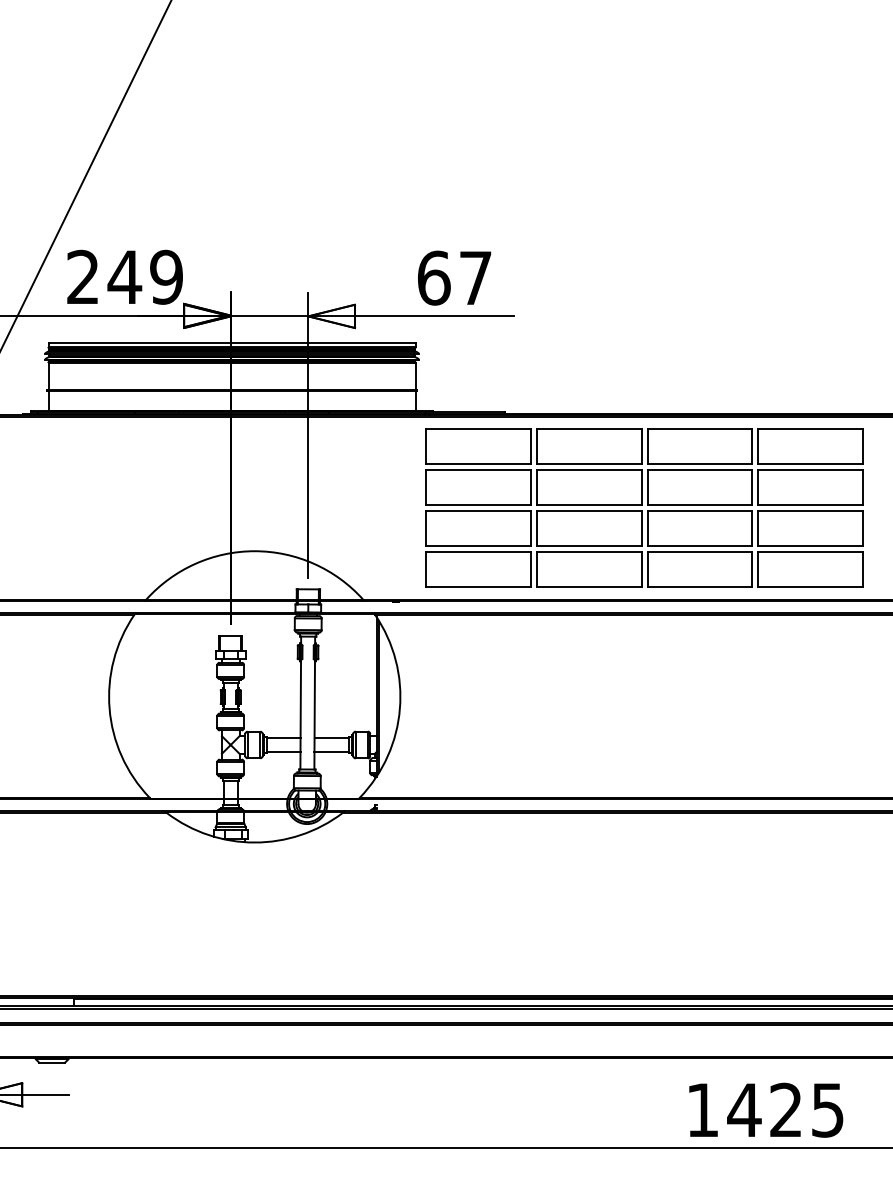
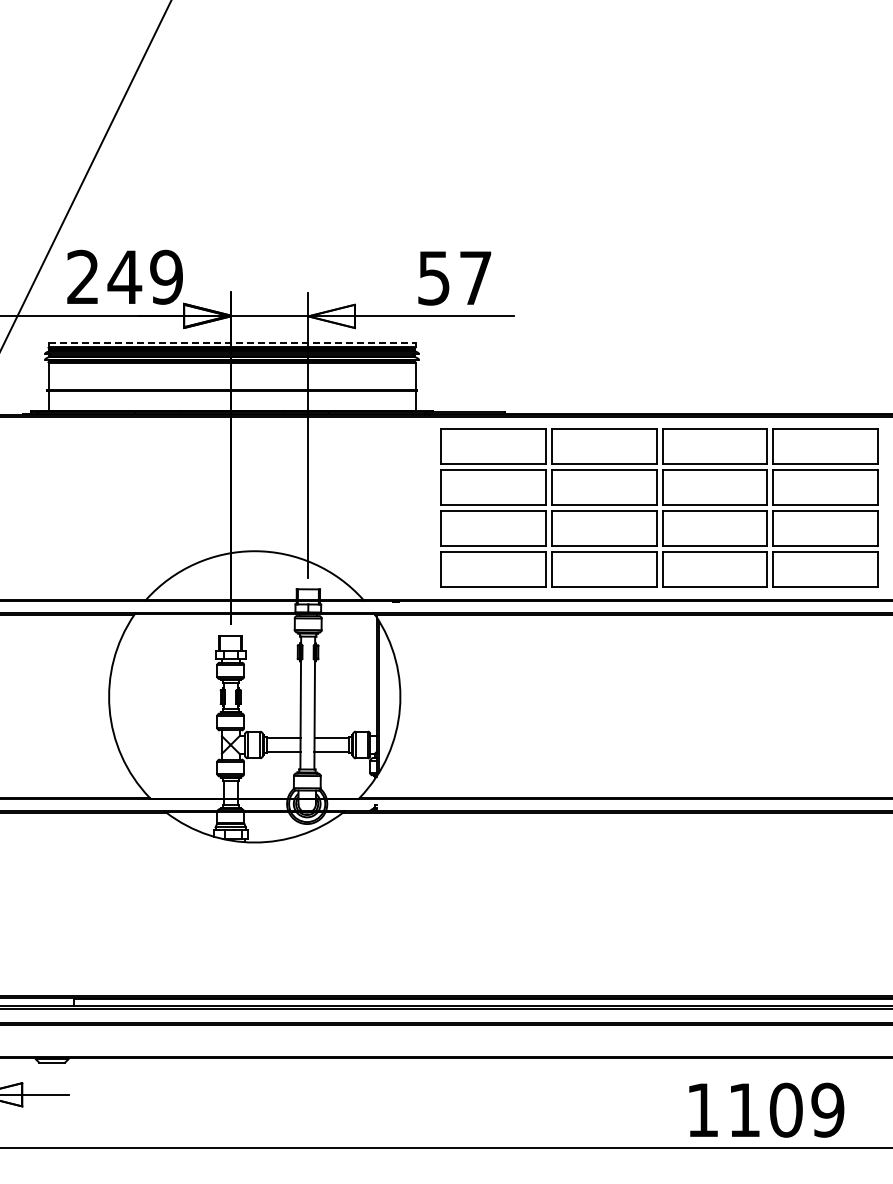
text: 67 -> 57 (434, 277)
line: solid -> dashed (232, 342)
part position: (644, 507) -> (659, 507) (659, 507)
text: 1425 -> 1109 (785, 1109)
